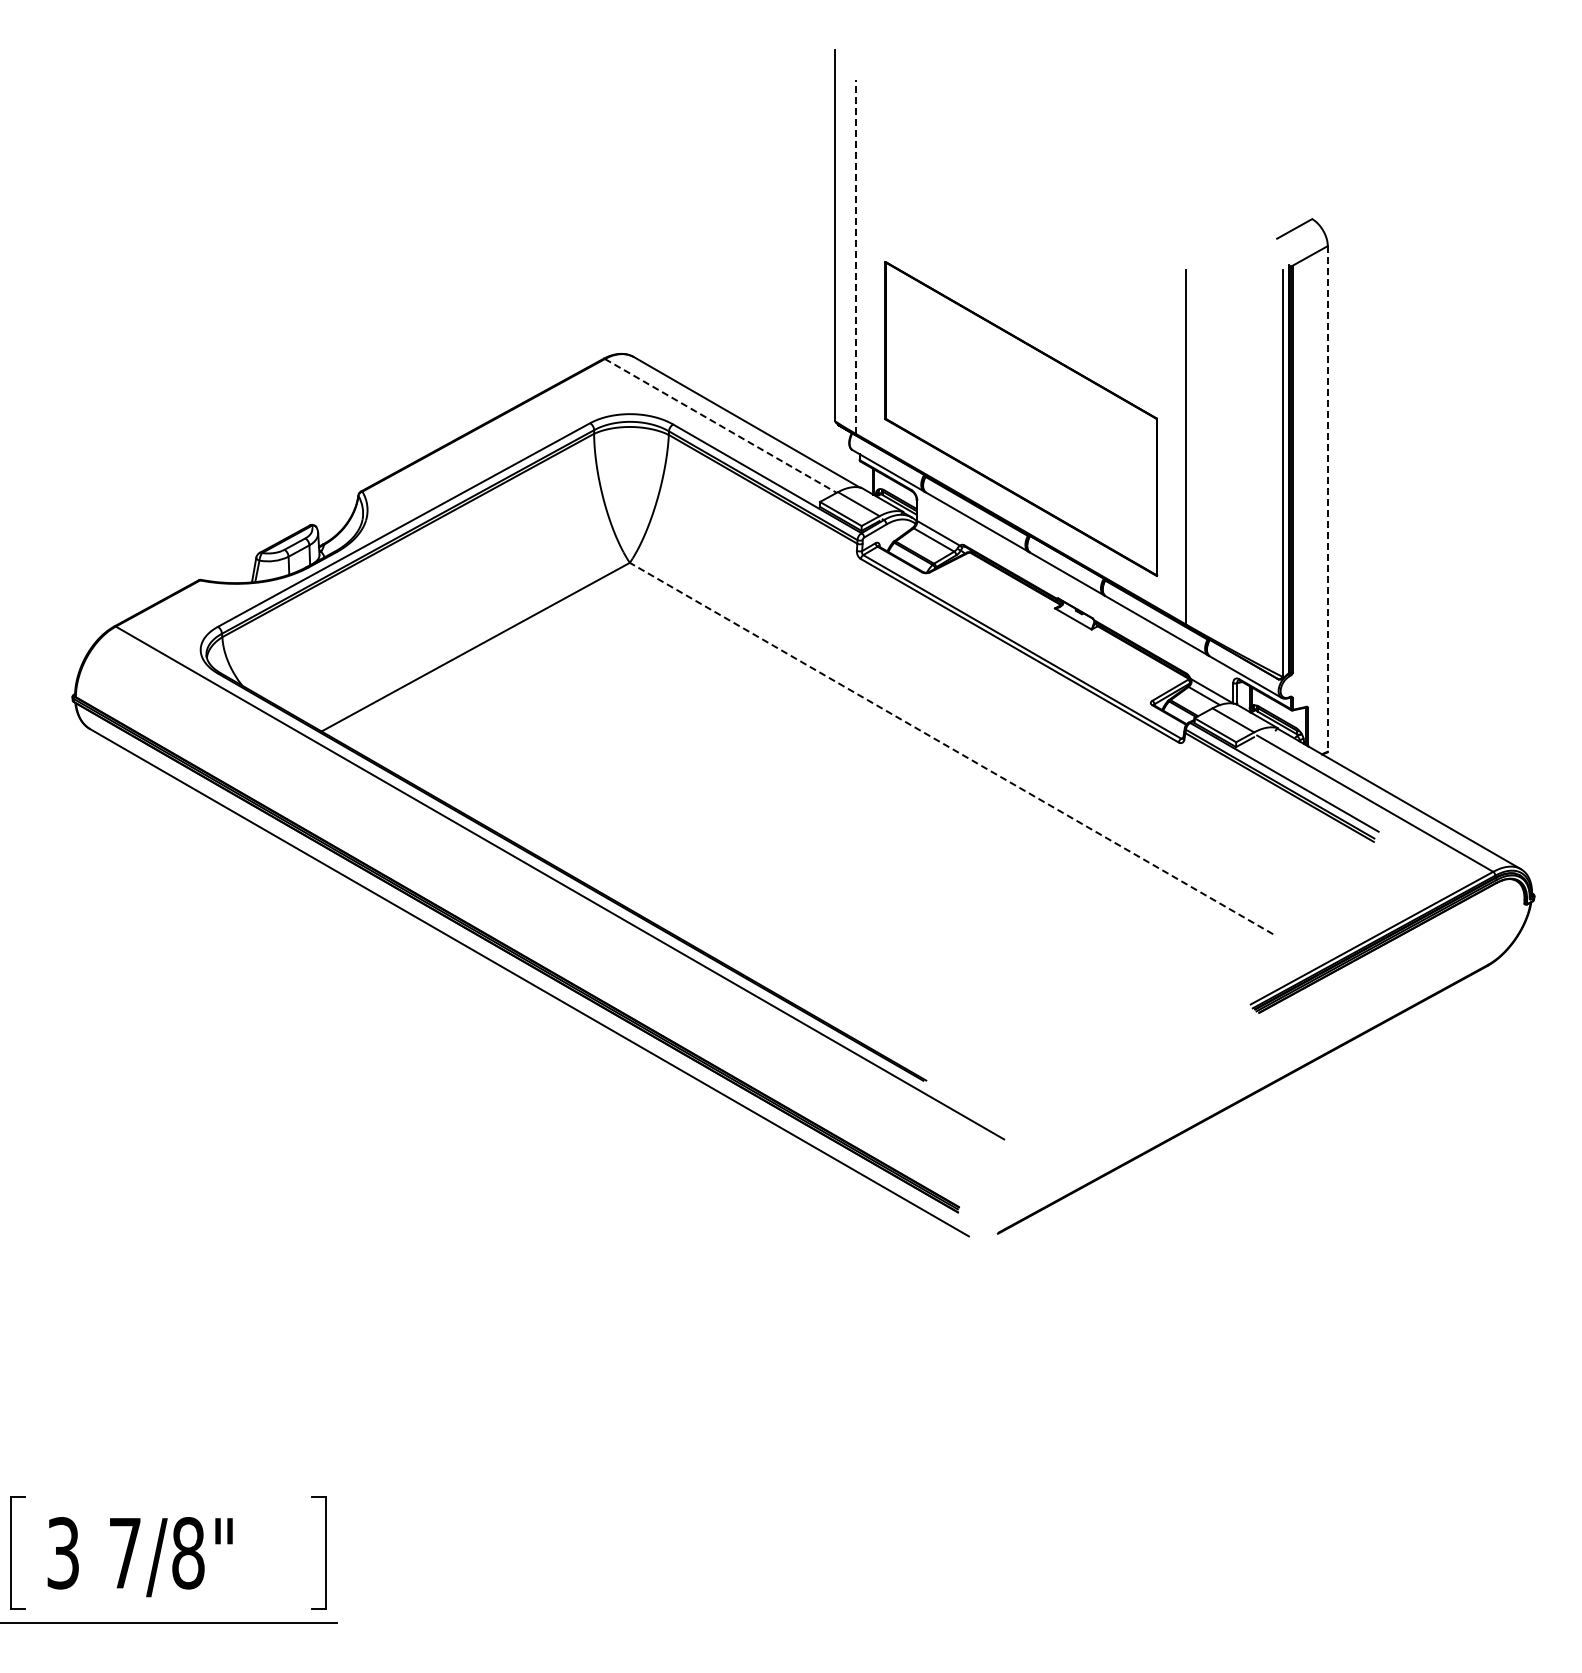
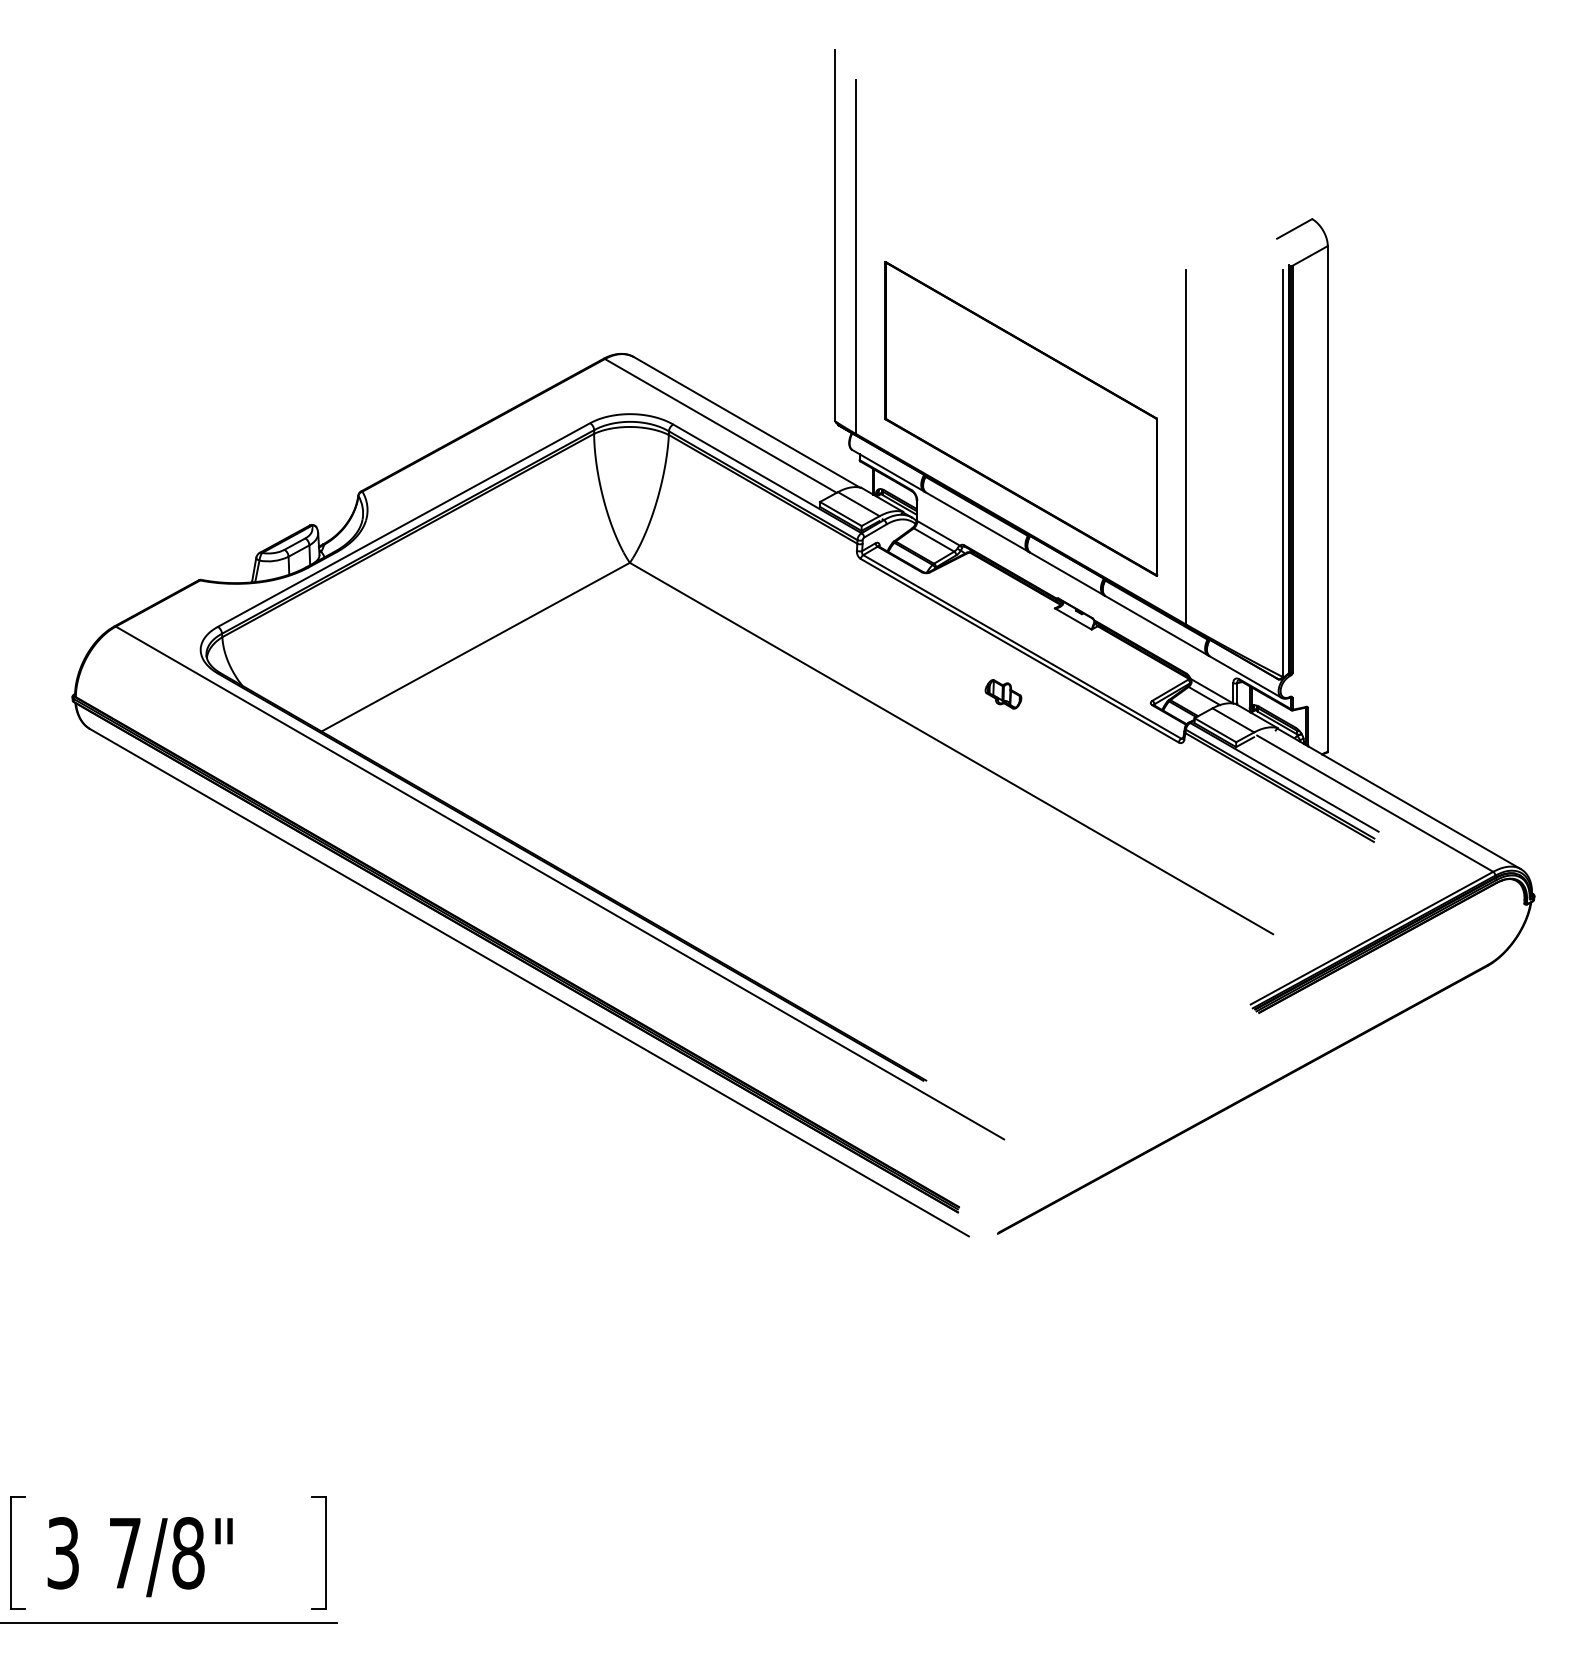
line: dashed -> solid (856, 256)
line: dashed -> solid (720, 425)
line: dashed -> solid (1327, 498)
part: none -> present (1003, 694)
line: dashed -> solid (951, 748)
